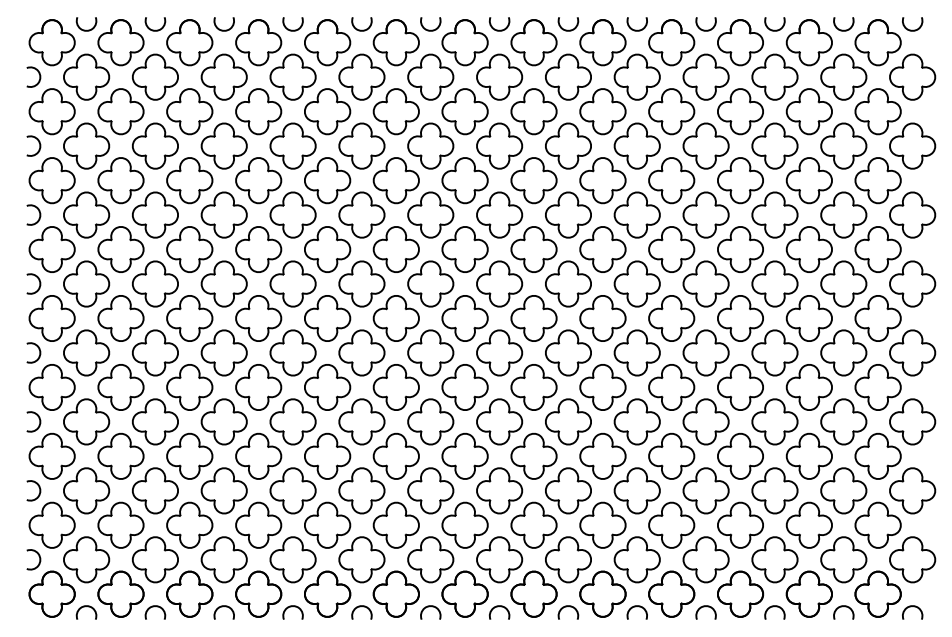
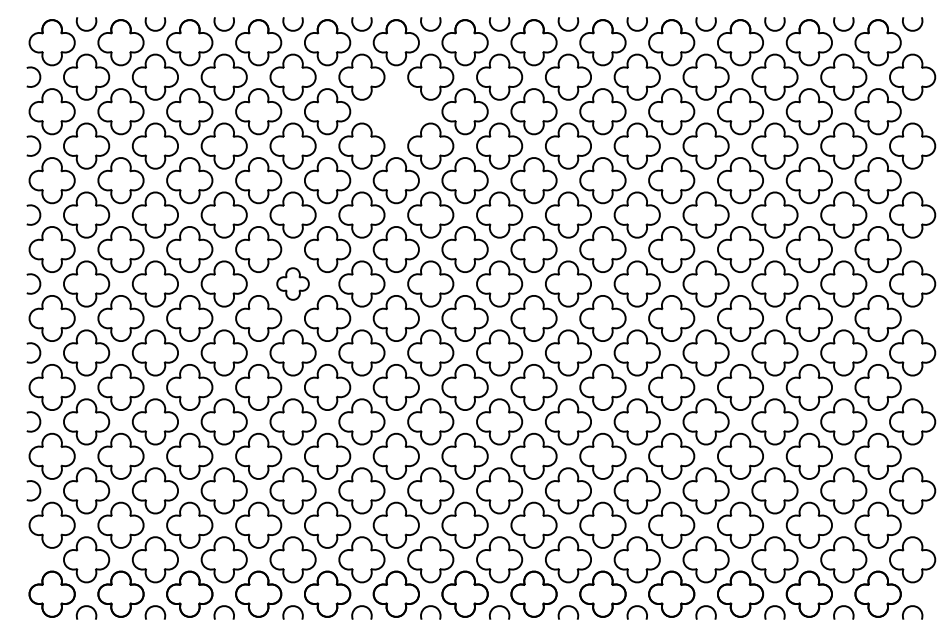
part: present -> none (395, 111)
part size: 48x48 px -> 34x34 px (292, 283)
arc: present -> none (38, 556)
